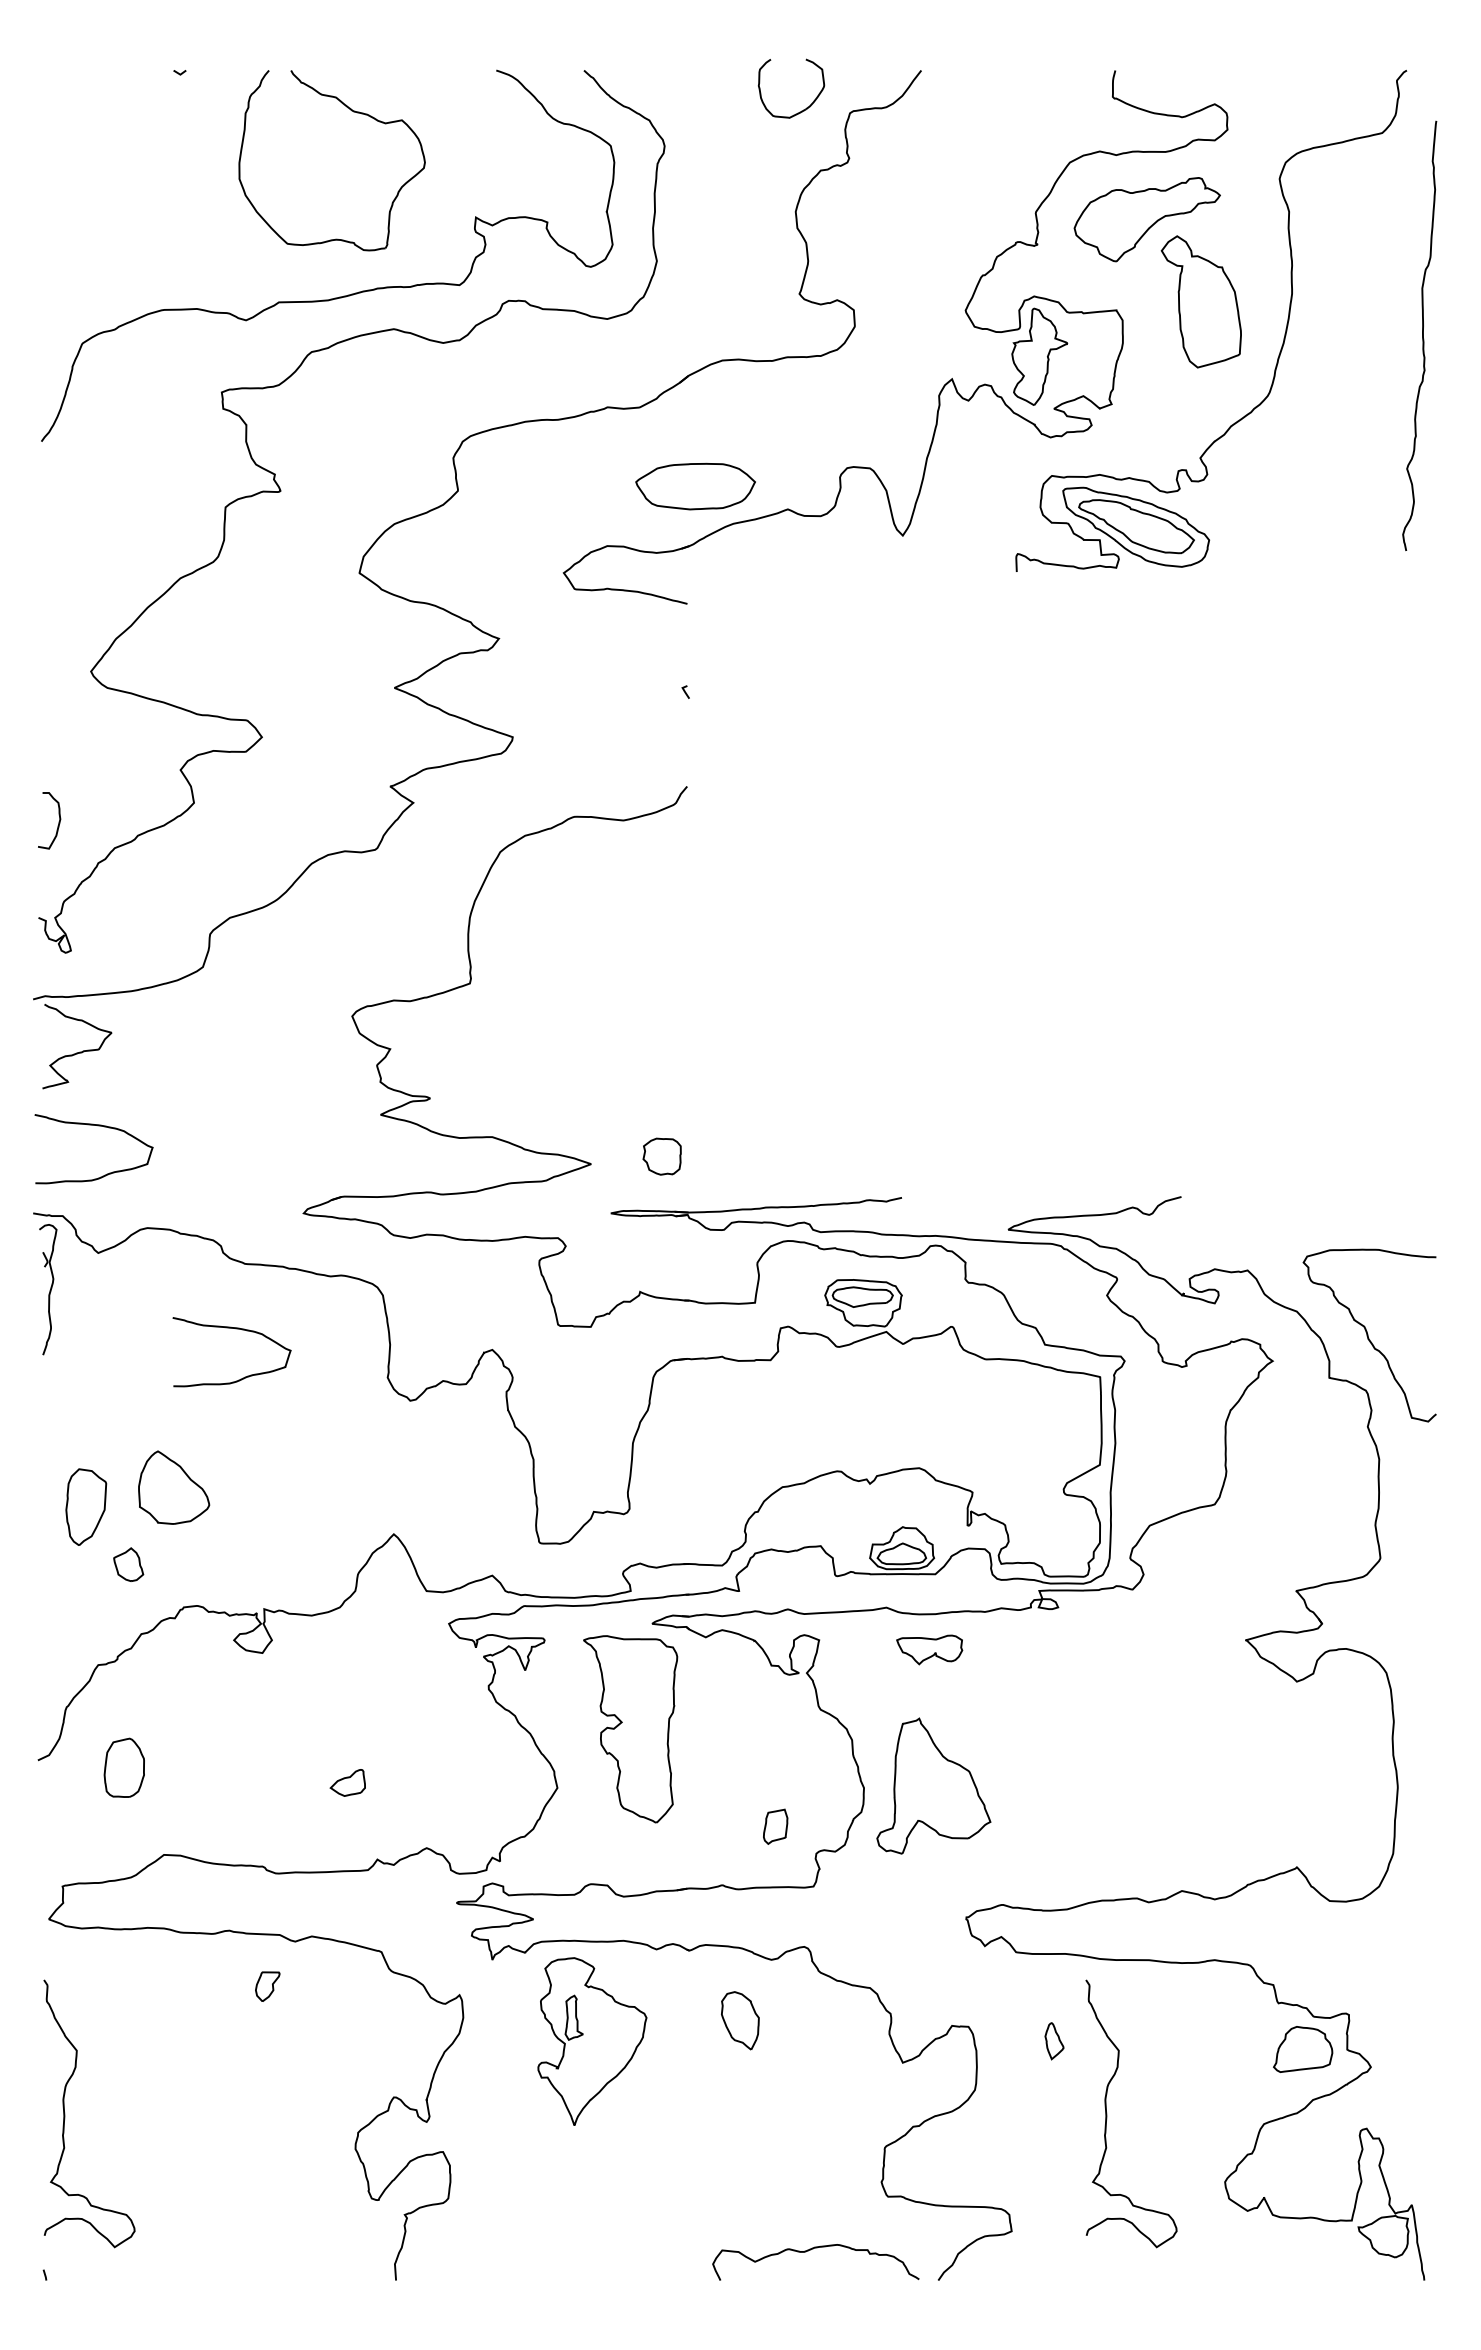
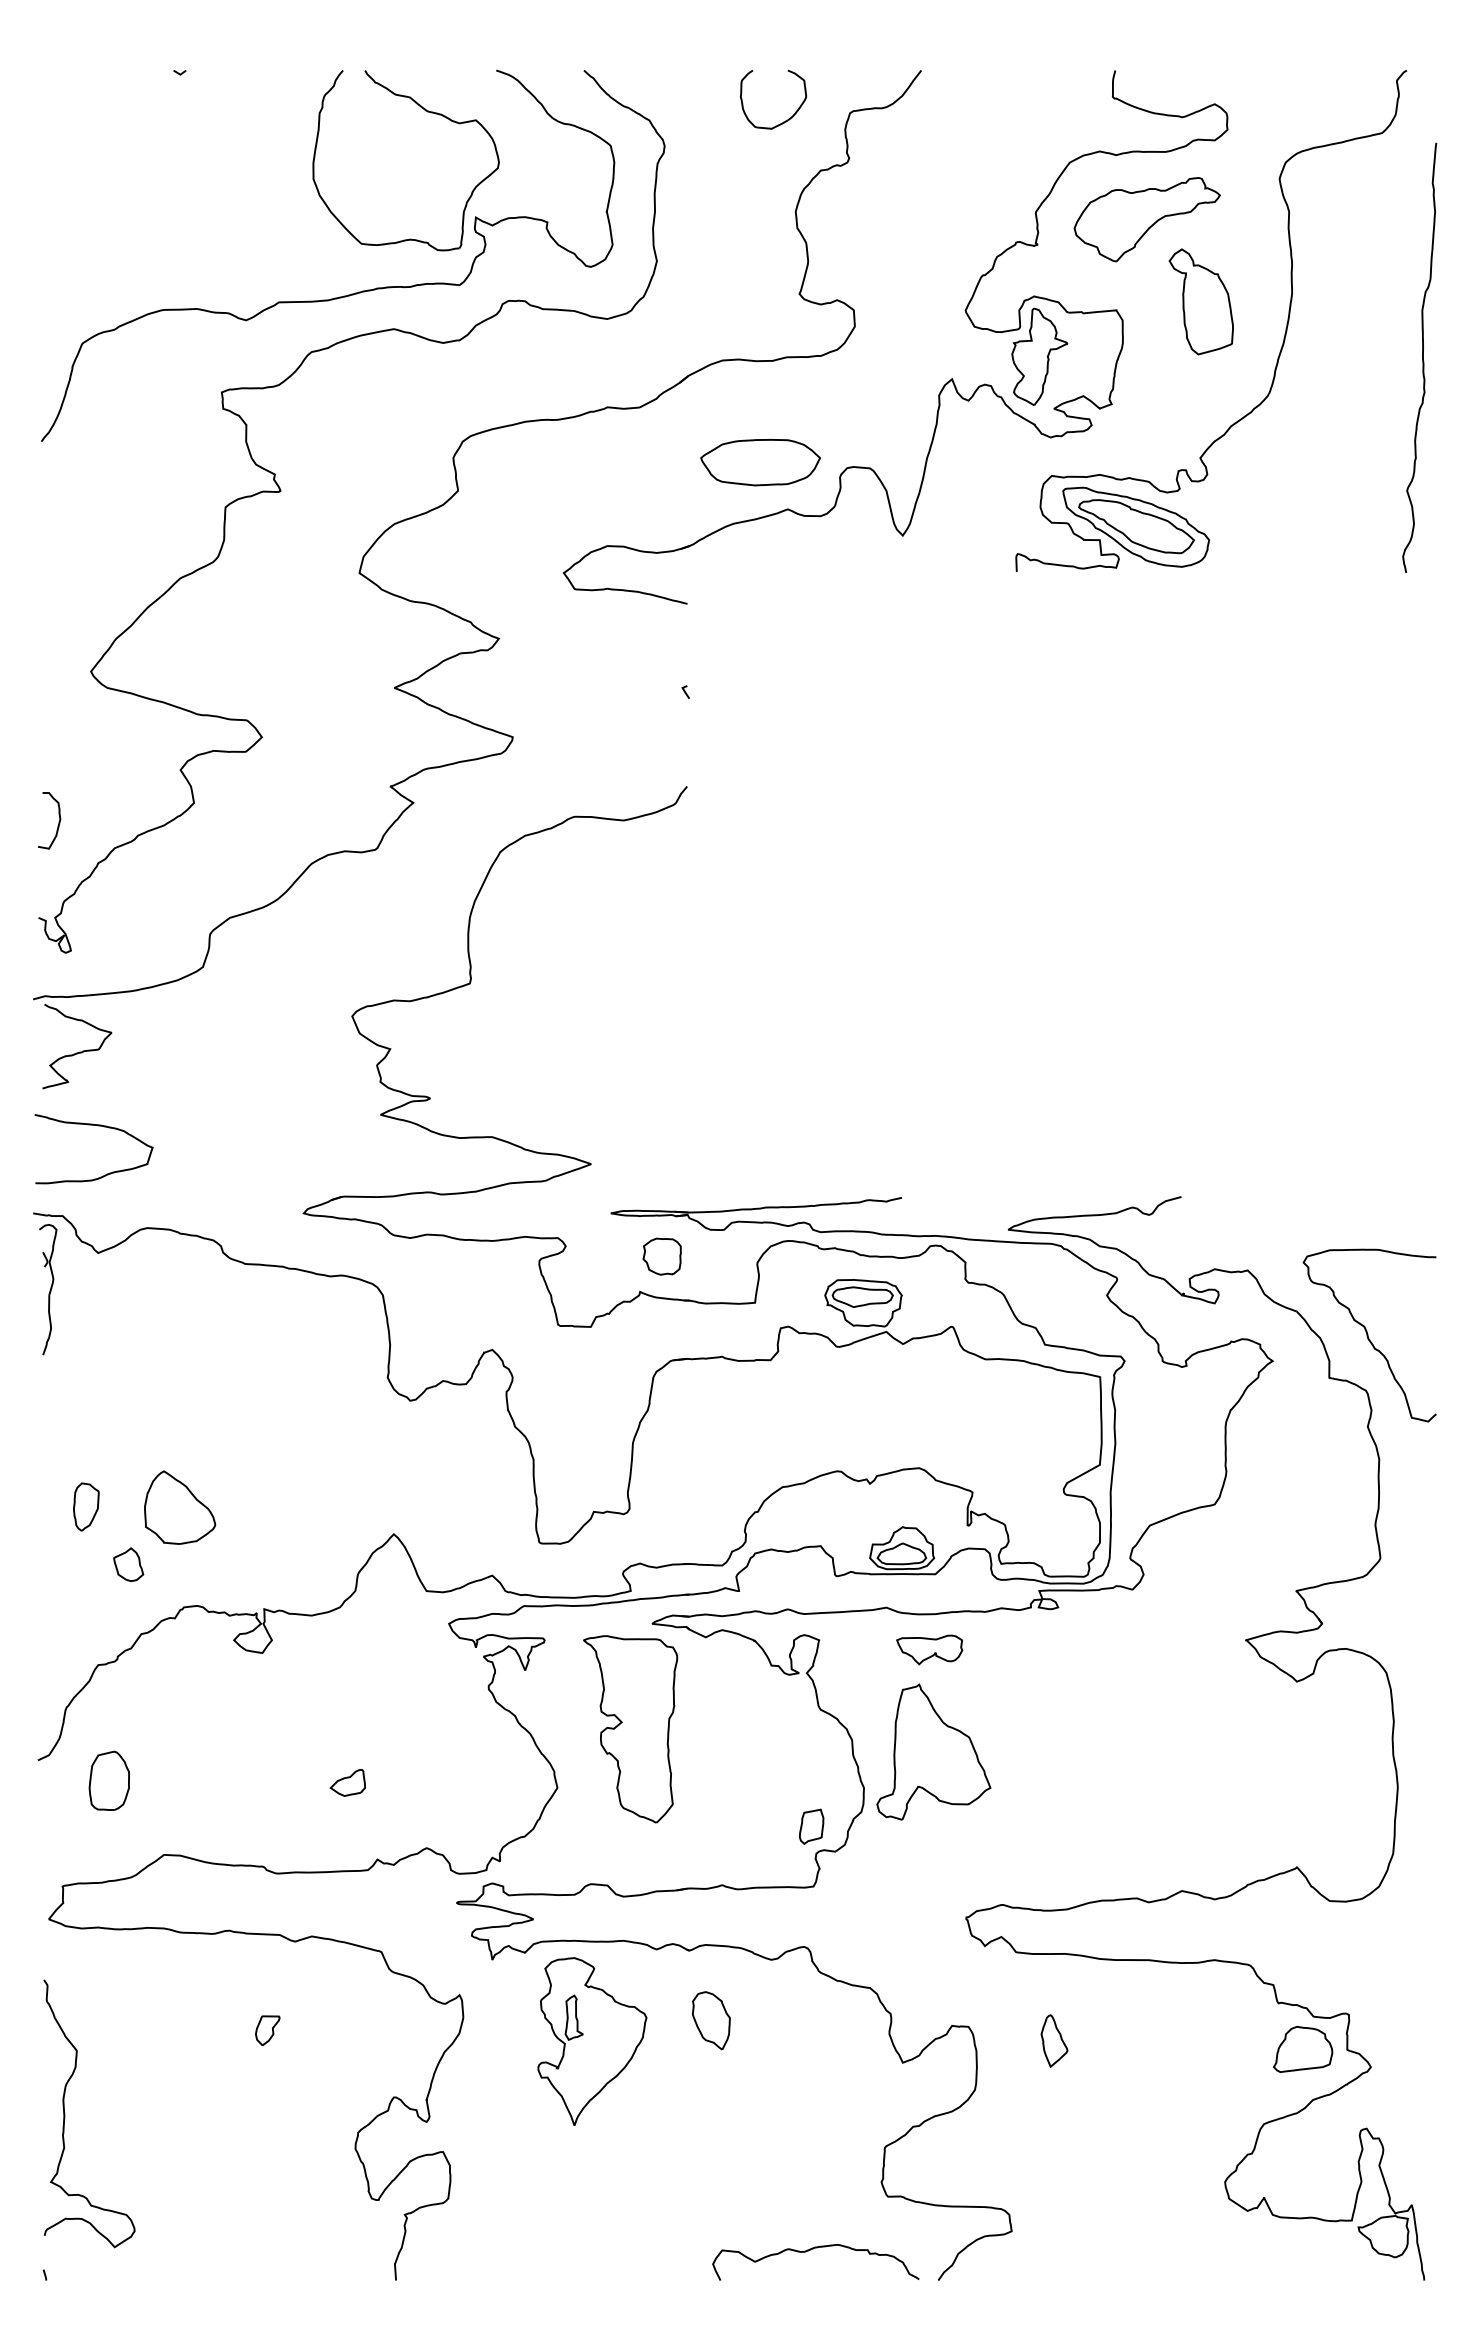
part position: (801, 110) -> (783, 121) (783, 121)
part position: (353, 112) -> (427, 112) (427, 112)
part size: 82x134 px -> 66x108 px (1200, 301)
curve position: (1422, 335) -> (1422, 357) (1422, 357)
part position: (695, 486) -> (760, 462) (760, 462)
part position: (661, 1156) -> (661, 1256) (661, 1256)
curve: present -> none (235, 1329)
part position: (174, 1487) -> (180, 1507) (180, 1507)
part size: 43x78 px -> 27x50 px (86, 1506)
part position: (123, 1767) -> (108, 1780) (108, 1780)
part position: (933, 1785) -> (933, 1751) (933, 1751)
part position: (775, 1826) -> (811, 1826) (811, 1826)
part position: (267, 1986) -> (267, 2030) (267, 2030)
part position: (740, 2020) -> (711, 2020) (711, 2020)
part size: 21x39 px -> 29x55 px (1054, 2041)
curve: present -> none (1107, 2113)
